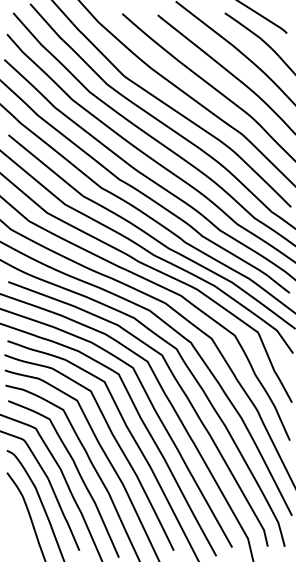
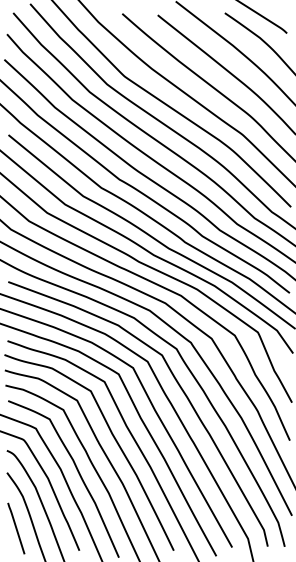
line: none -> present (16, 528)
